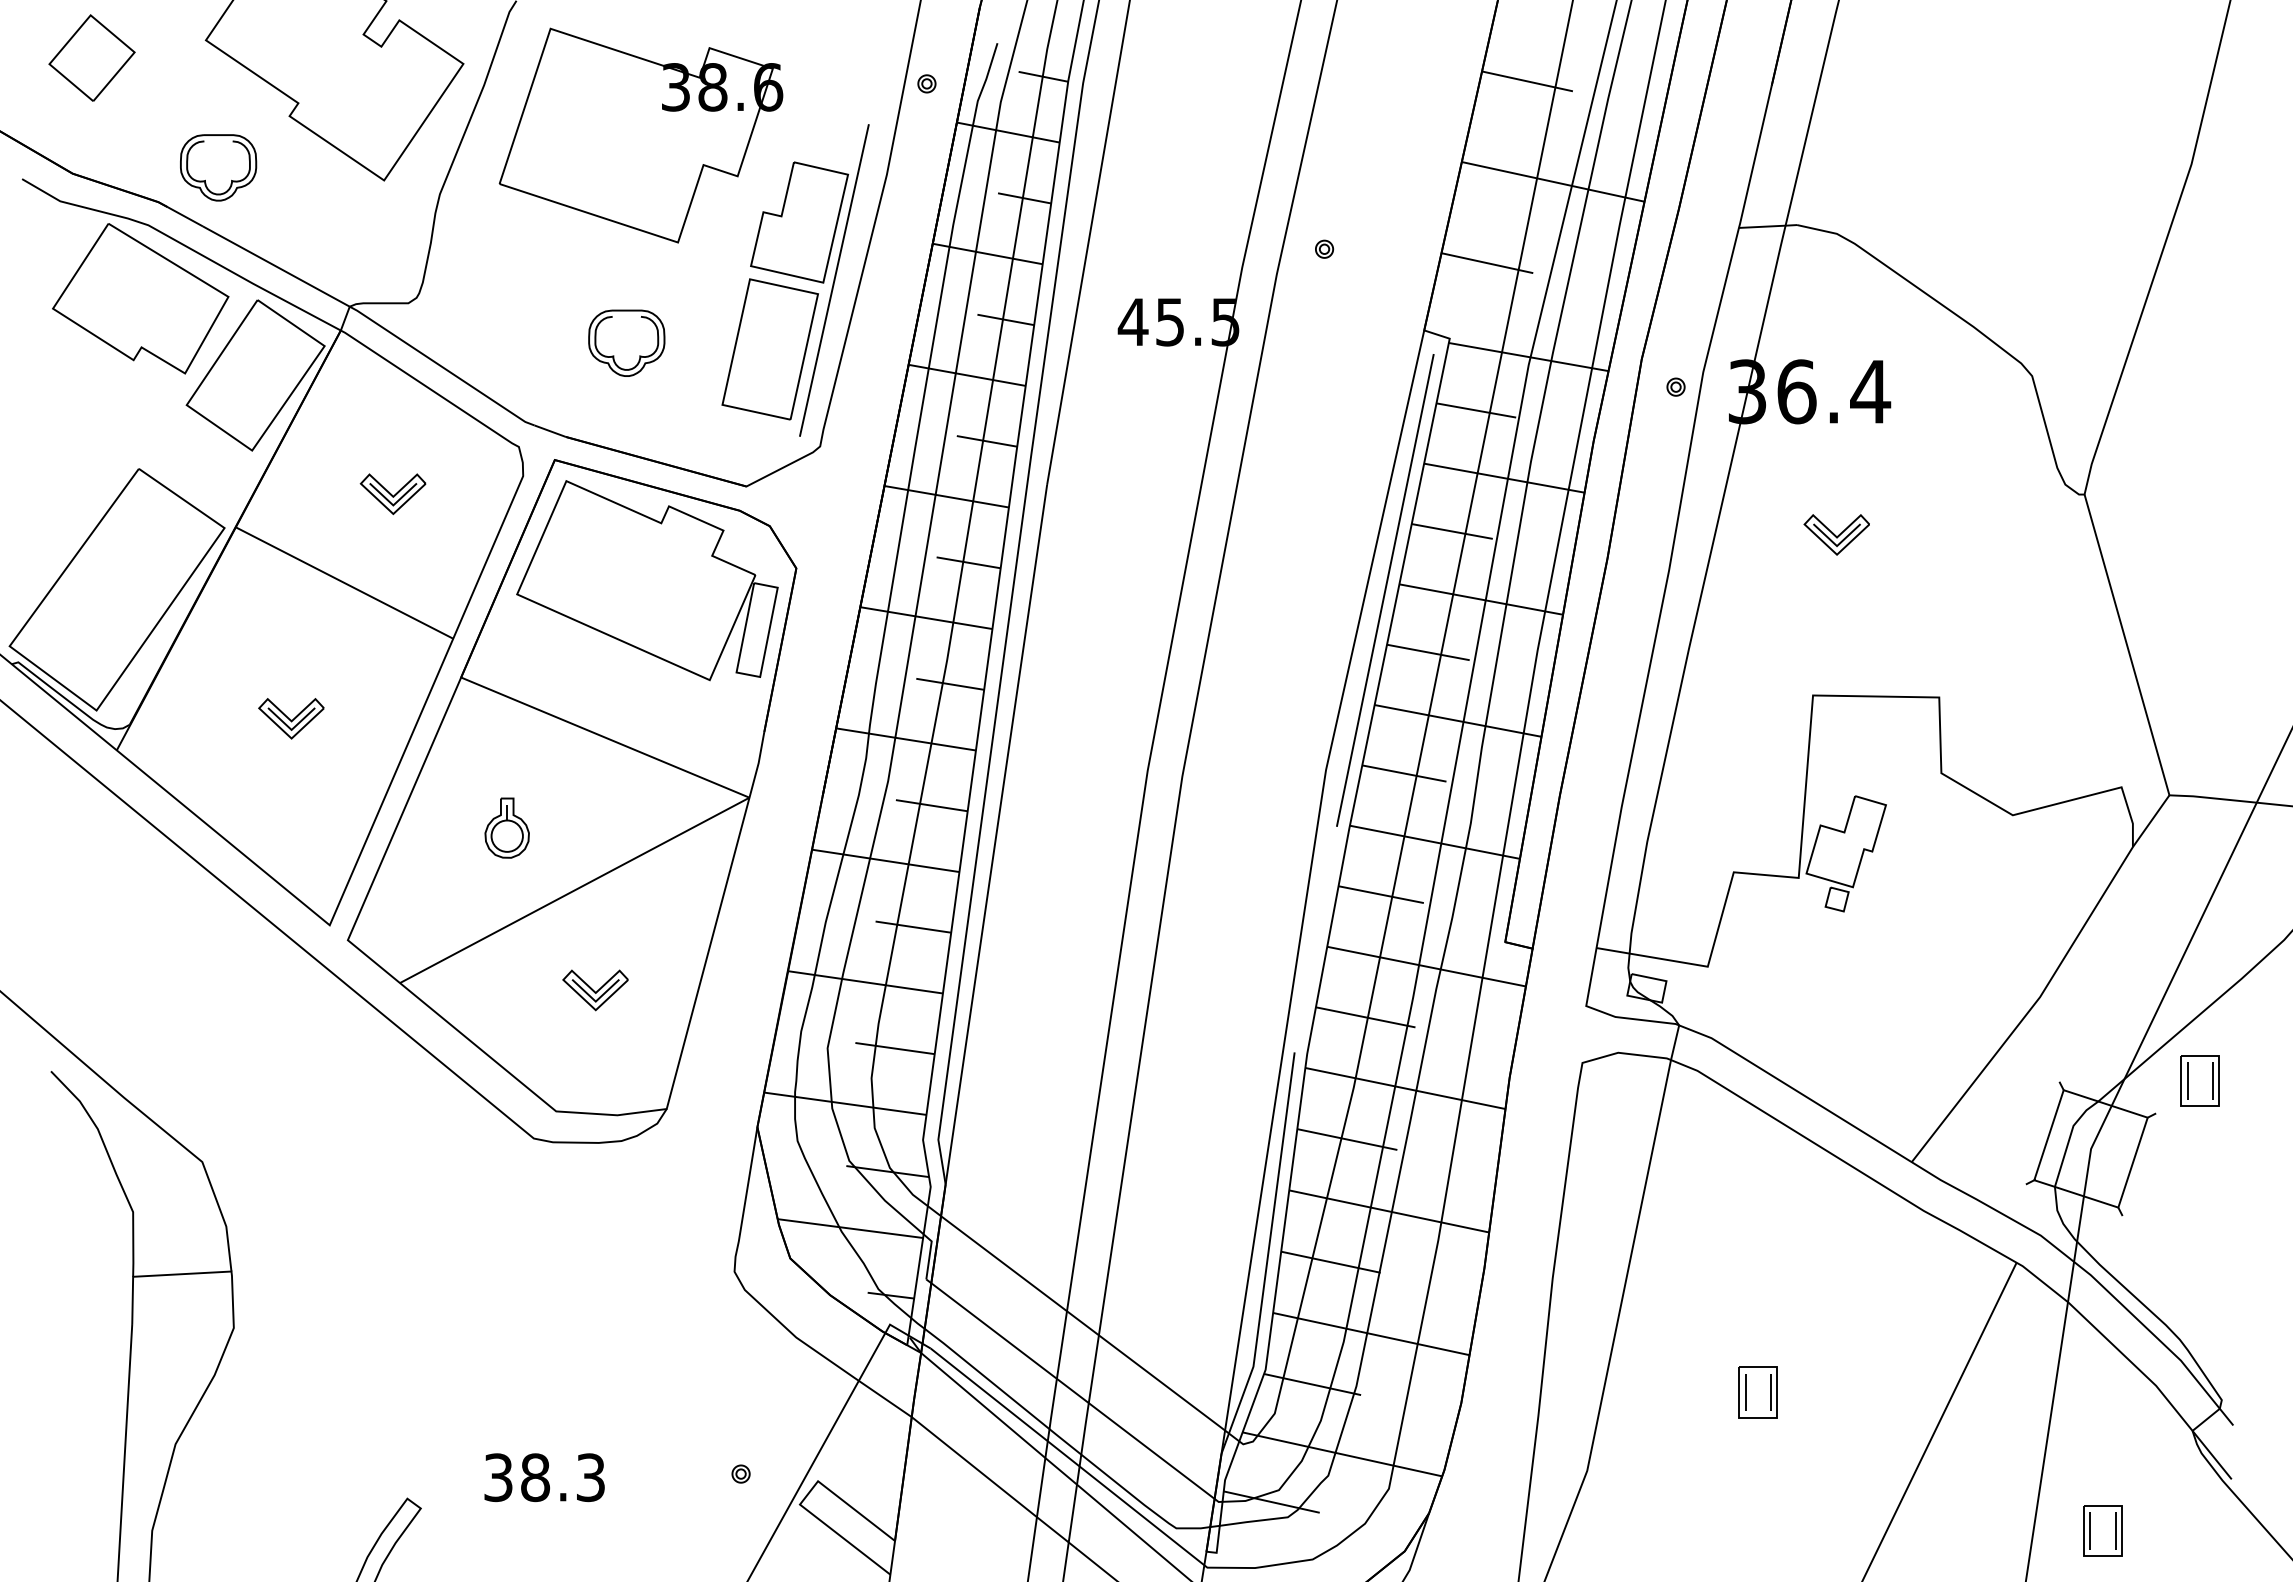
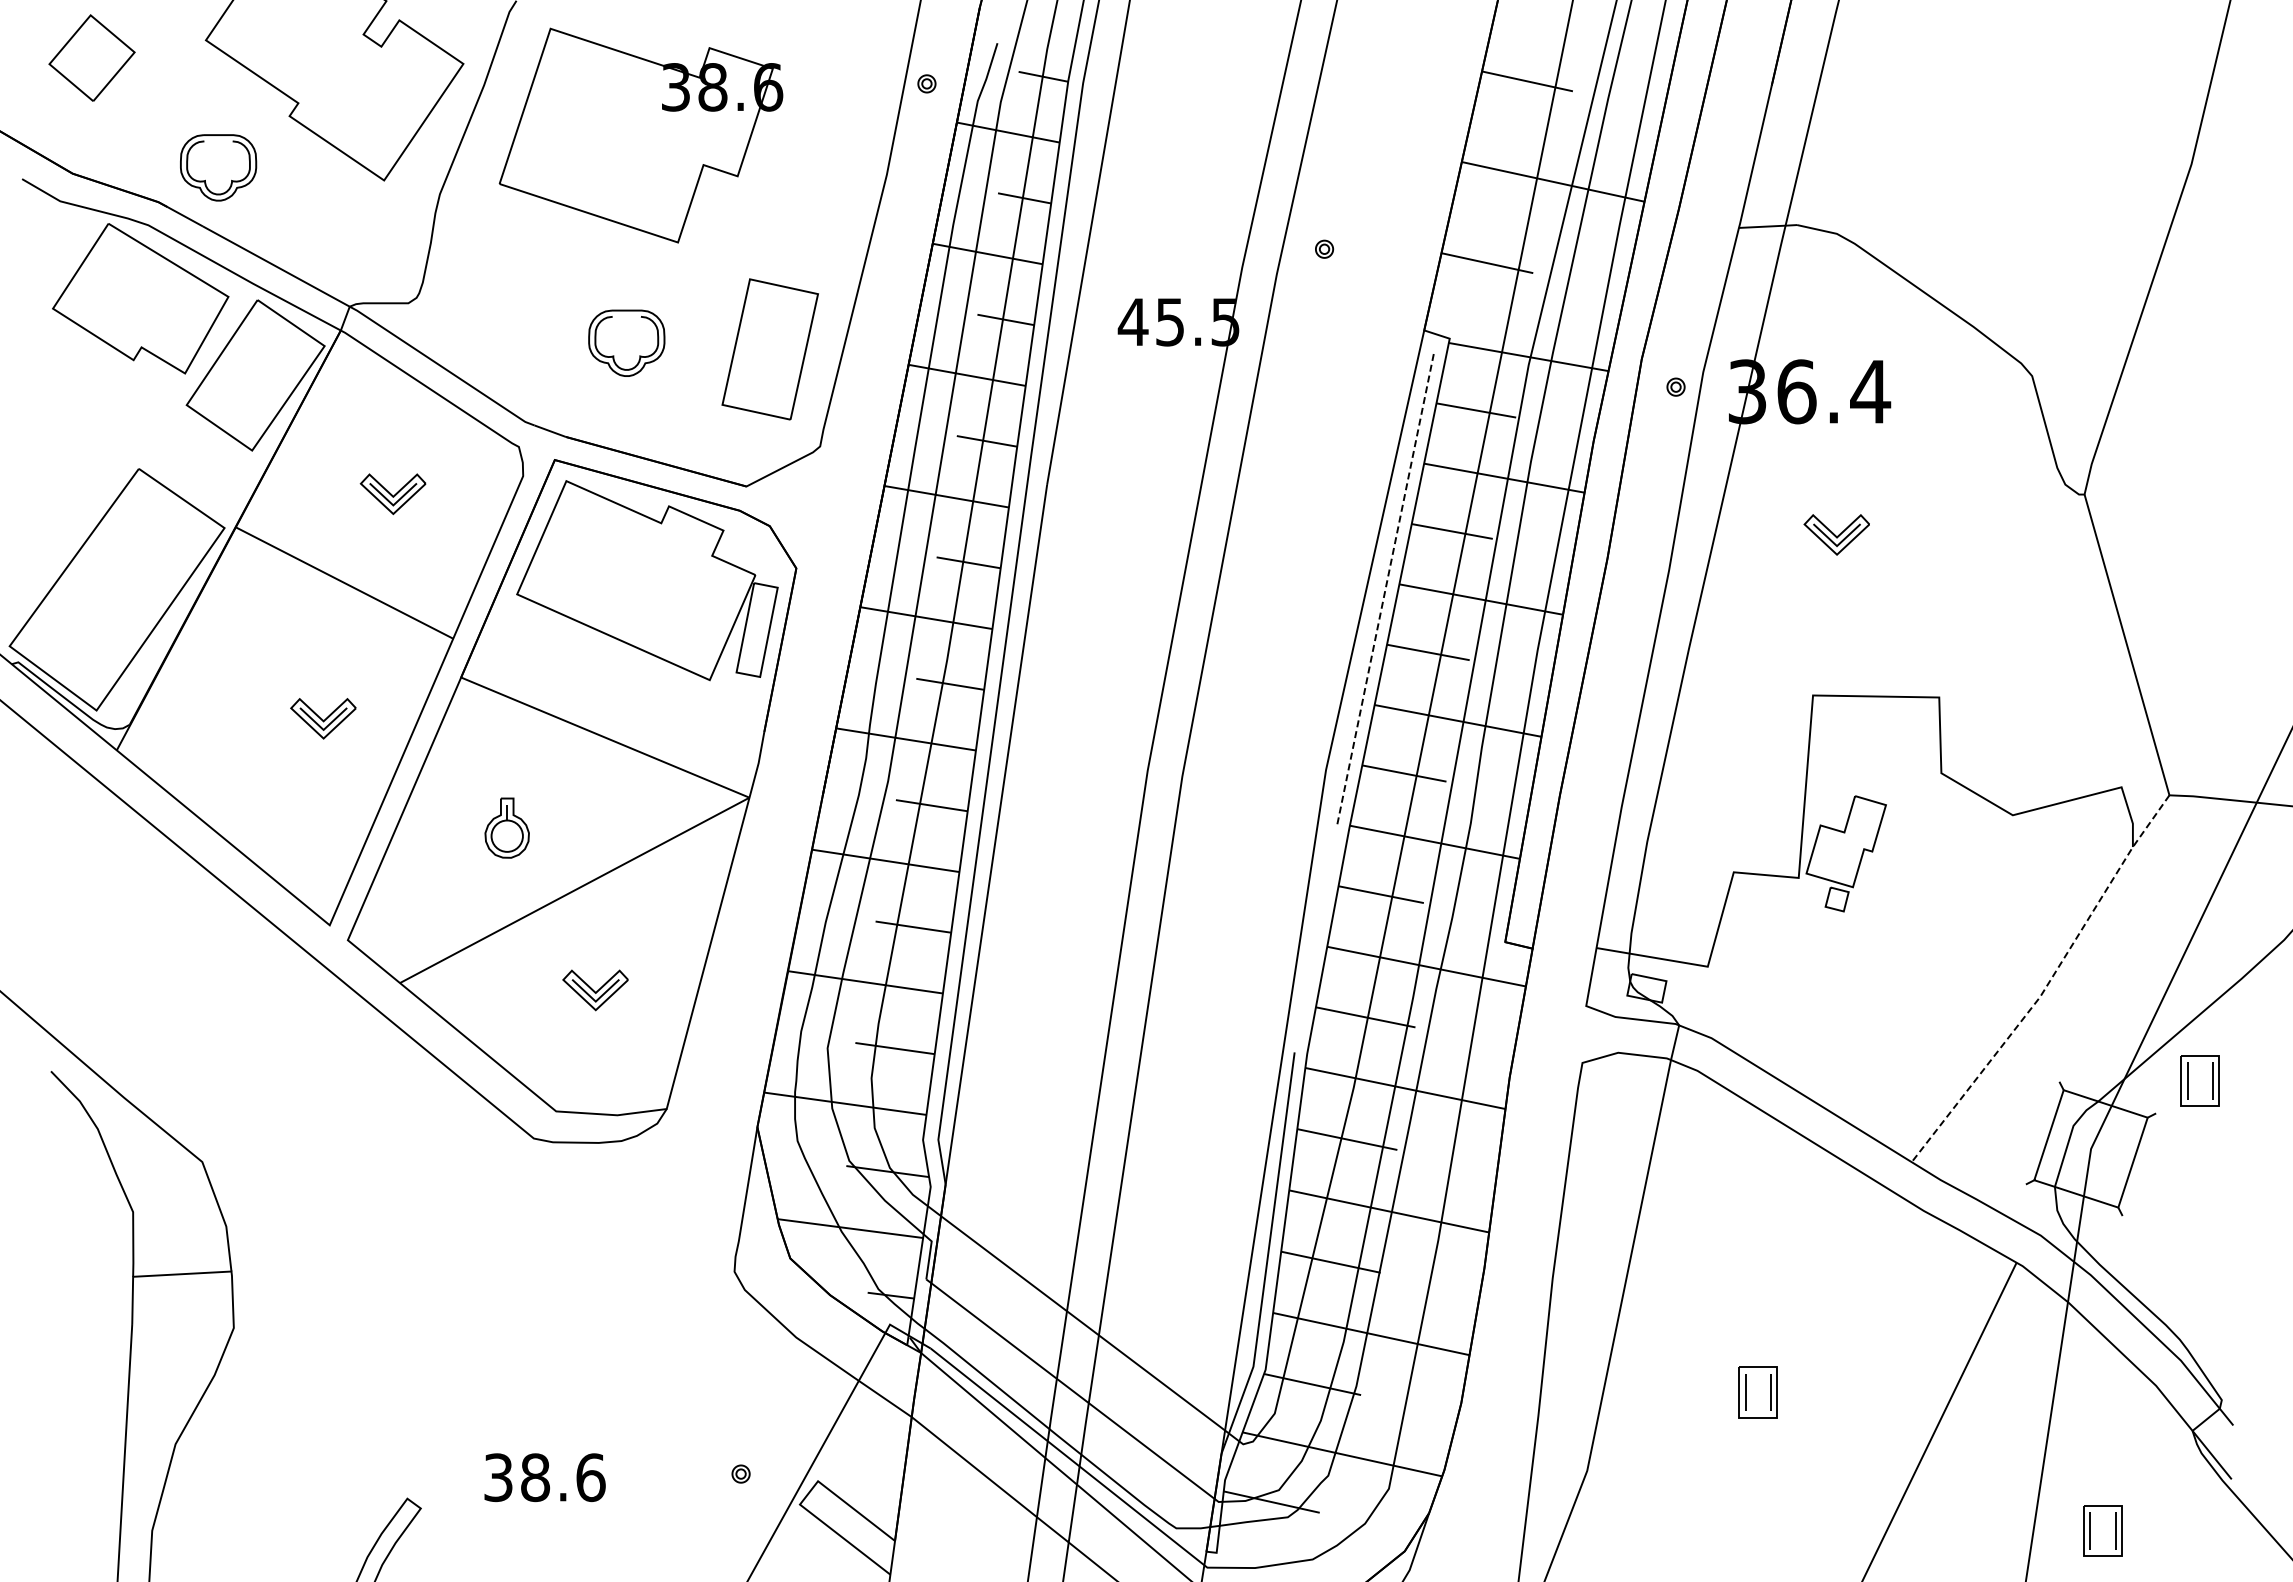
part: present -> none (809, 280)
line: solid -> dashed (1385, 590)
part position: (291, 718) -> (323, 718) (323, 718)
line: solid -> dashed (2047, 984)
text: 38.3 -> 38.6 (590, 1477)
